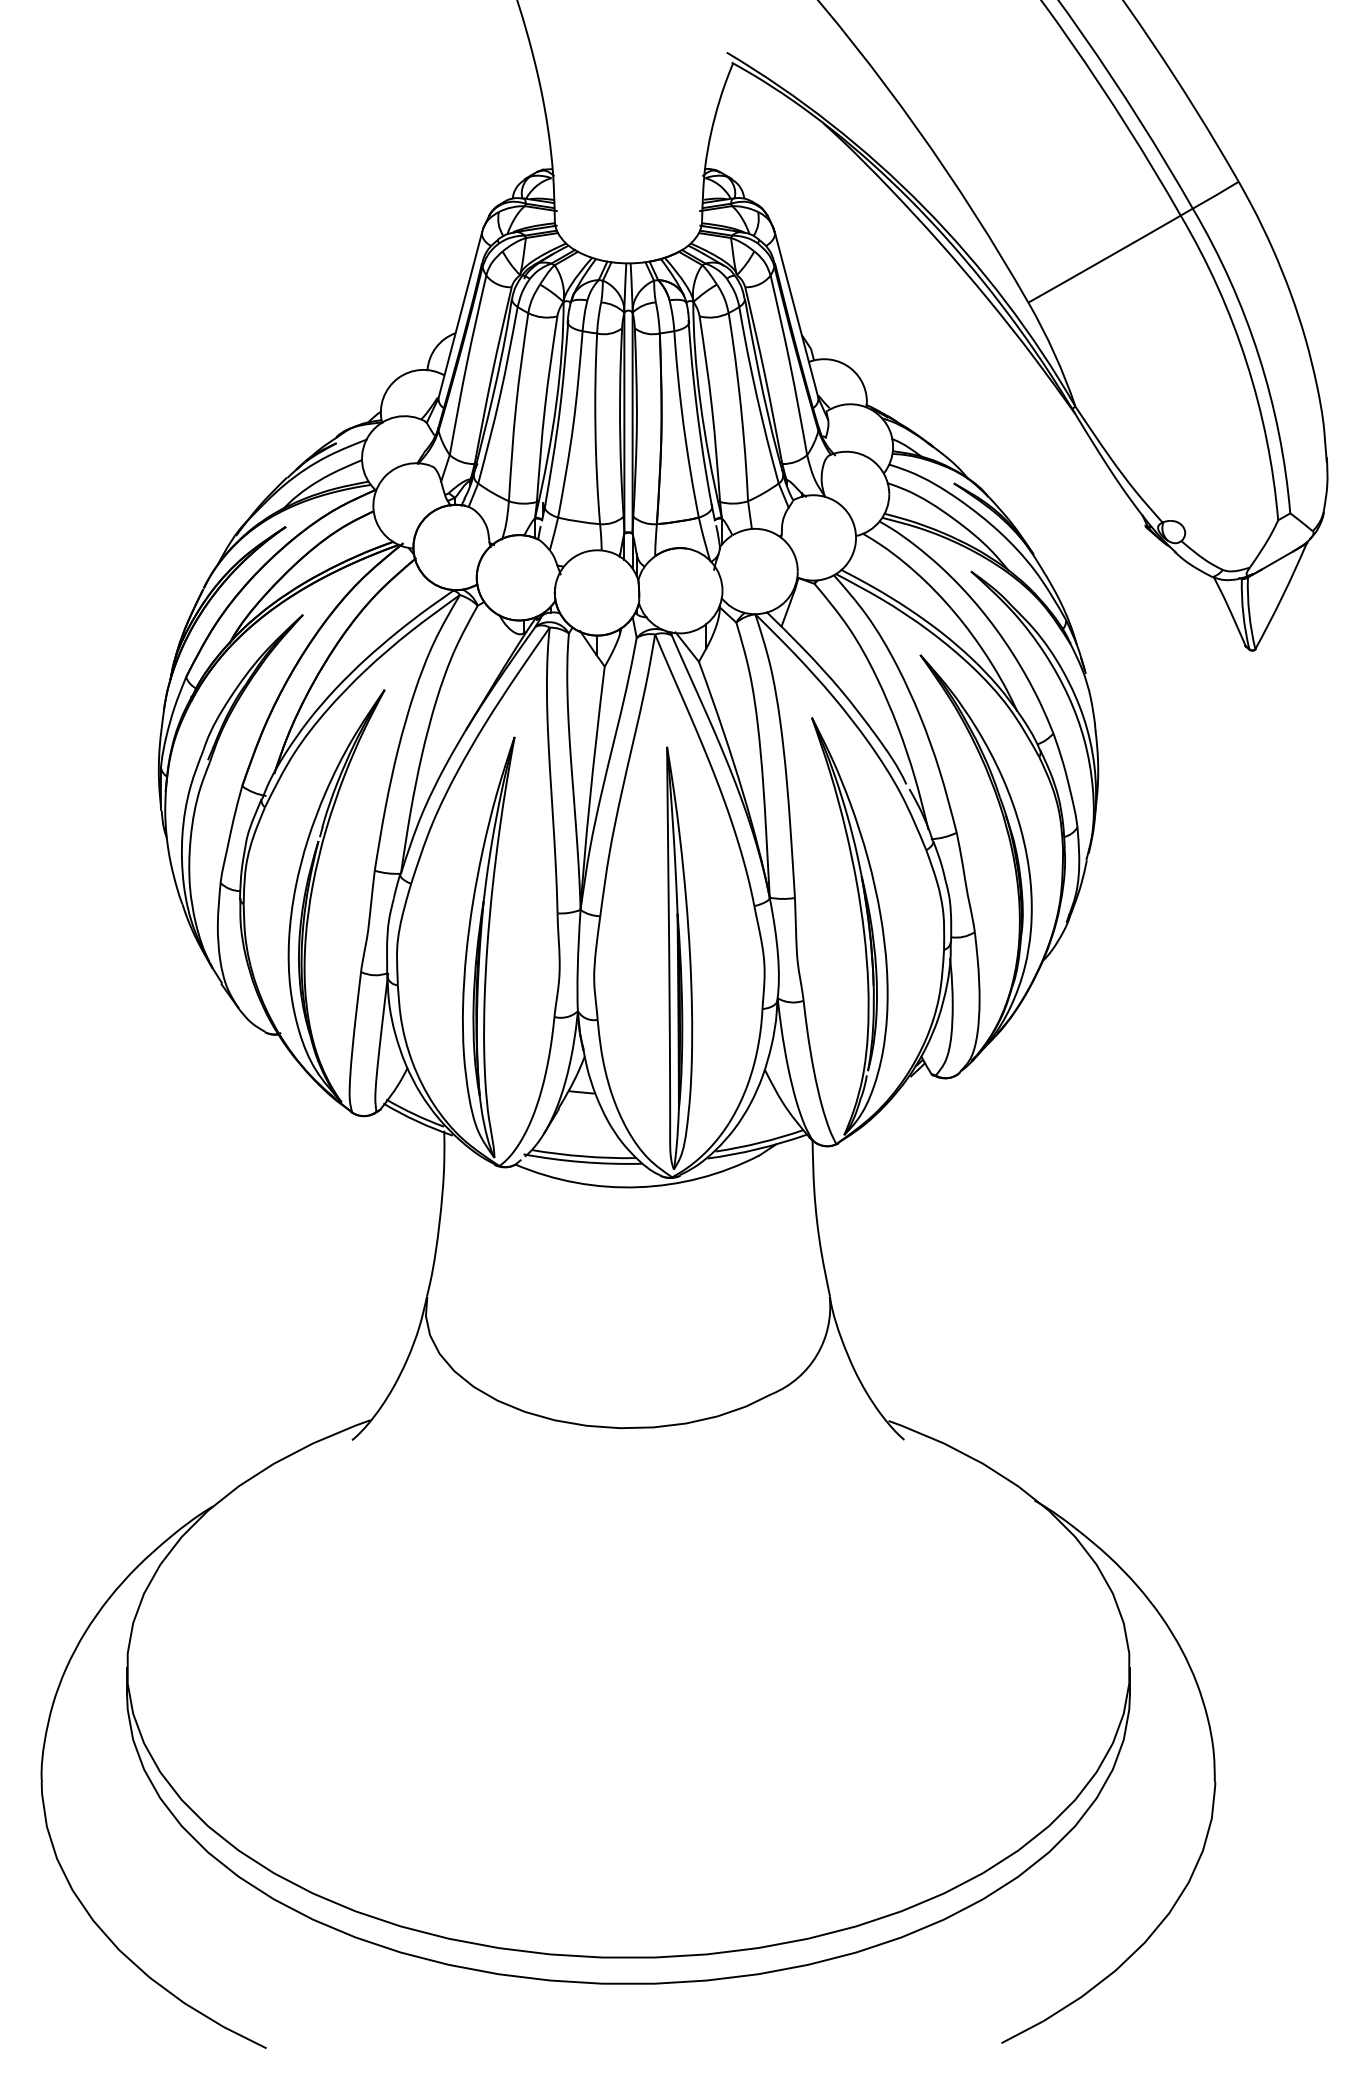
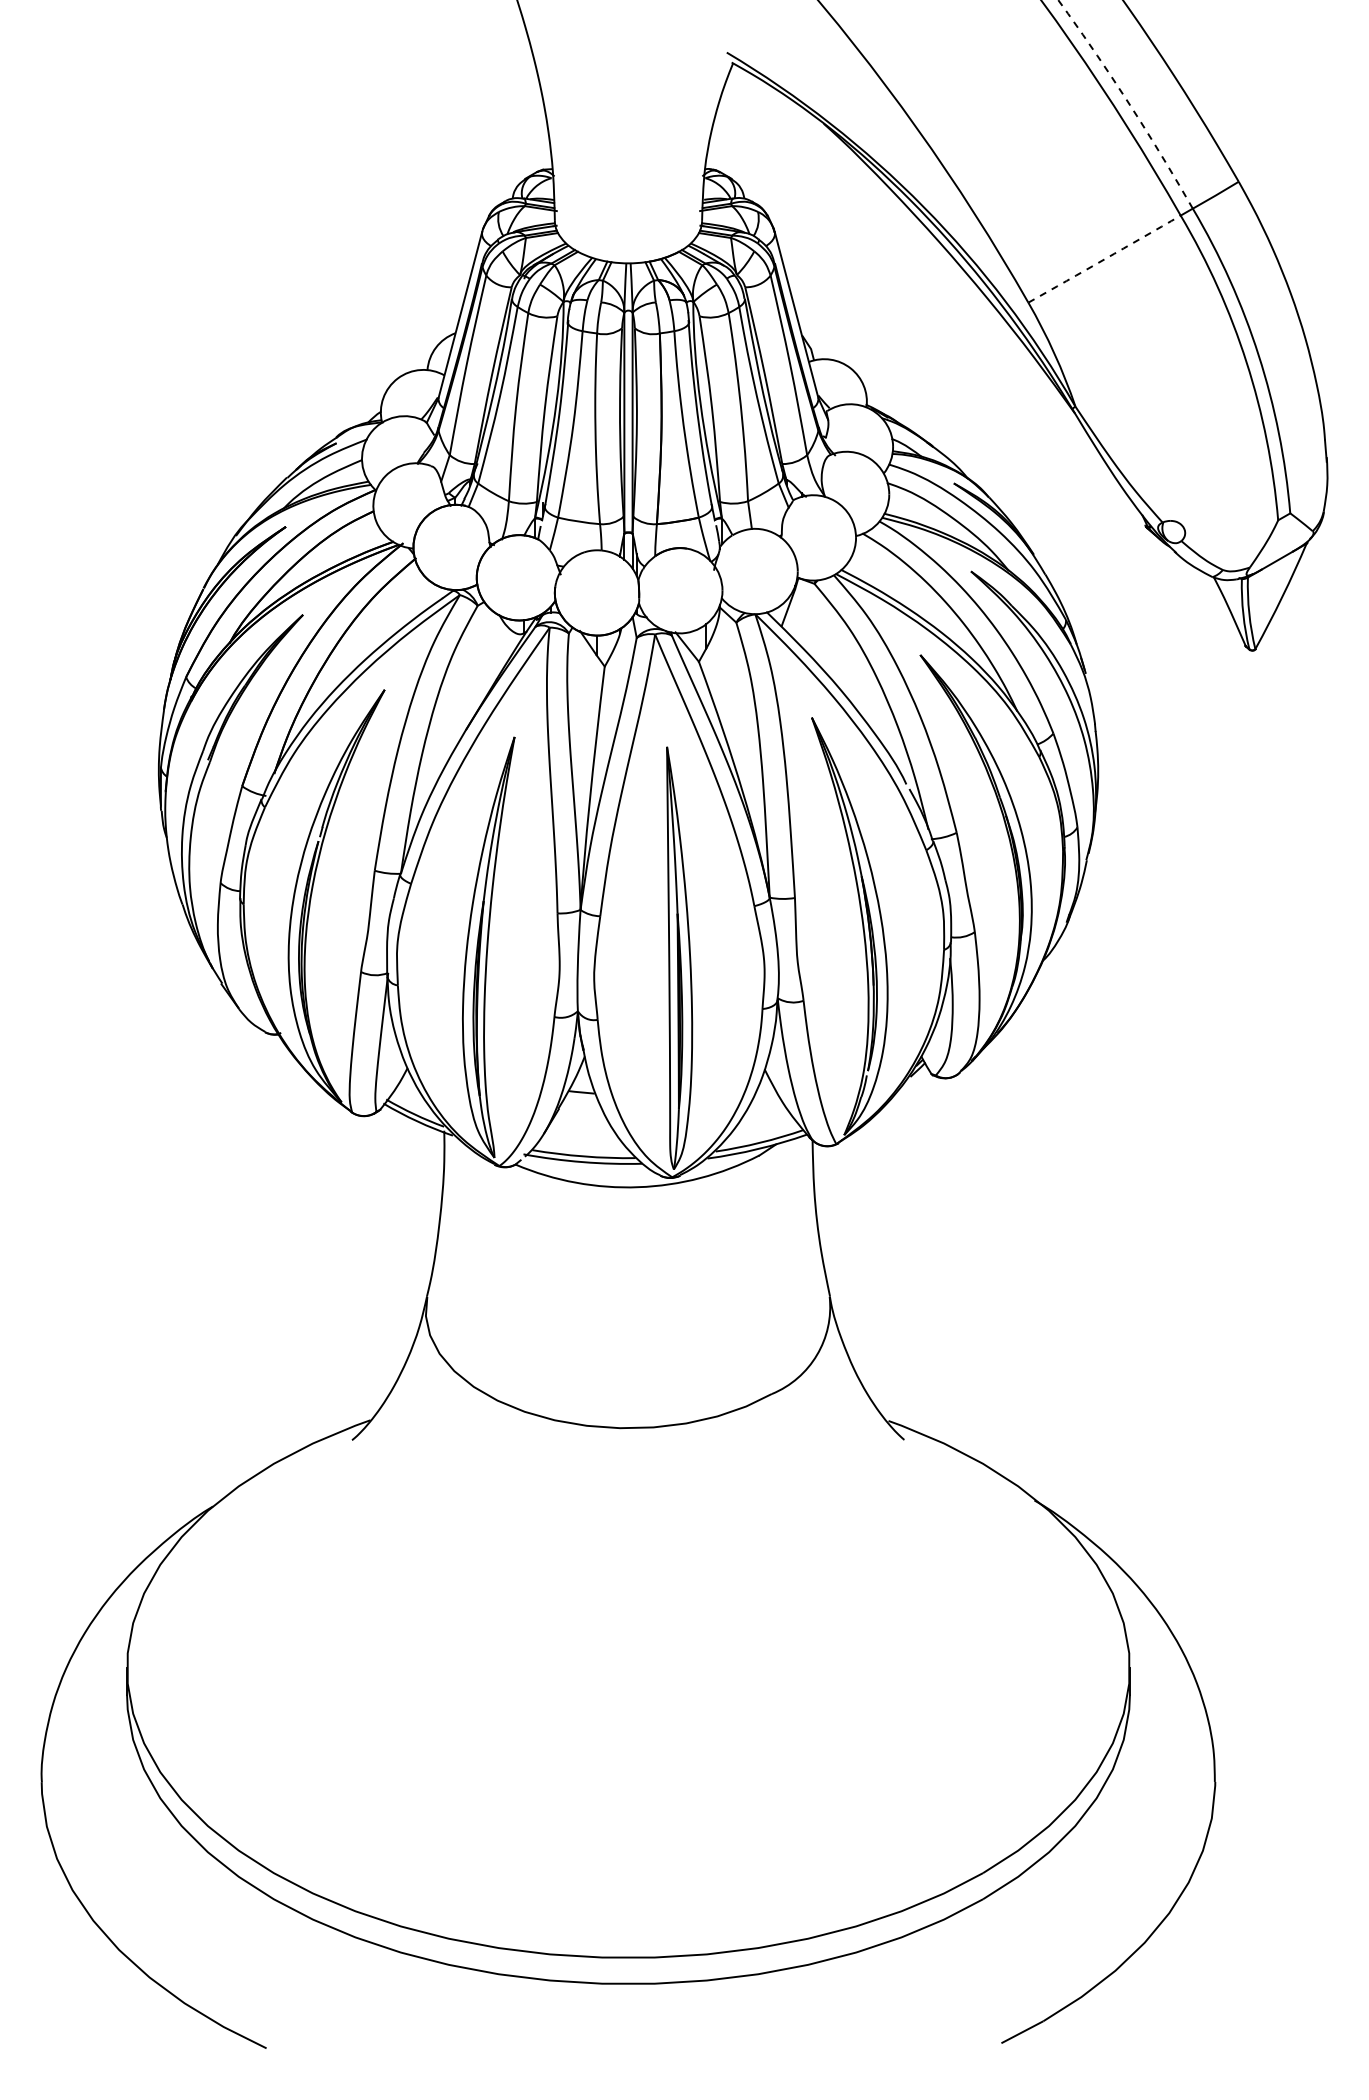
arc: solid -> dashed (1128, 102)
arc: solid -> dashed (1104, 259)
